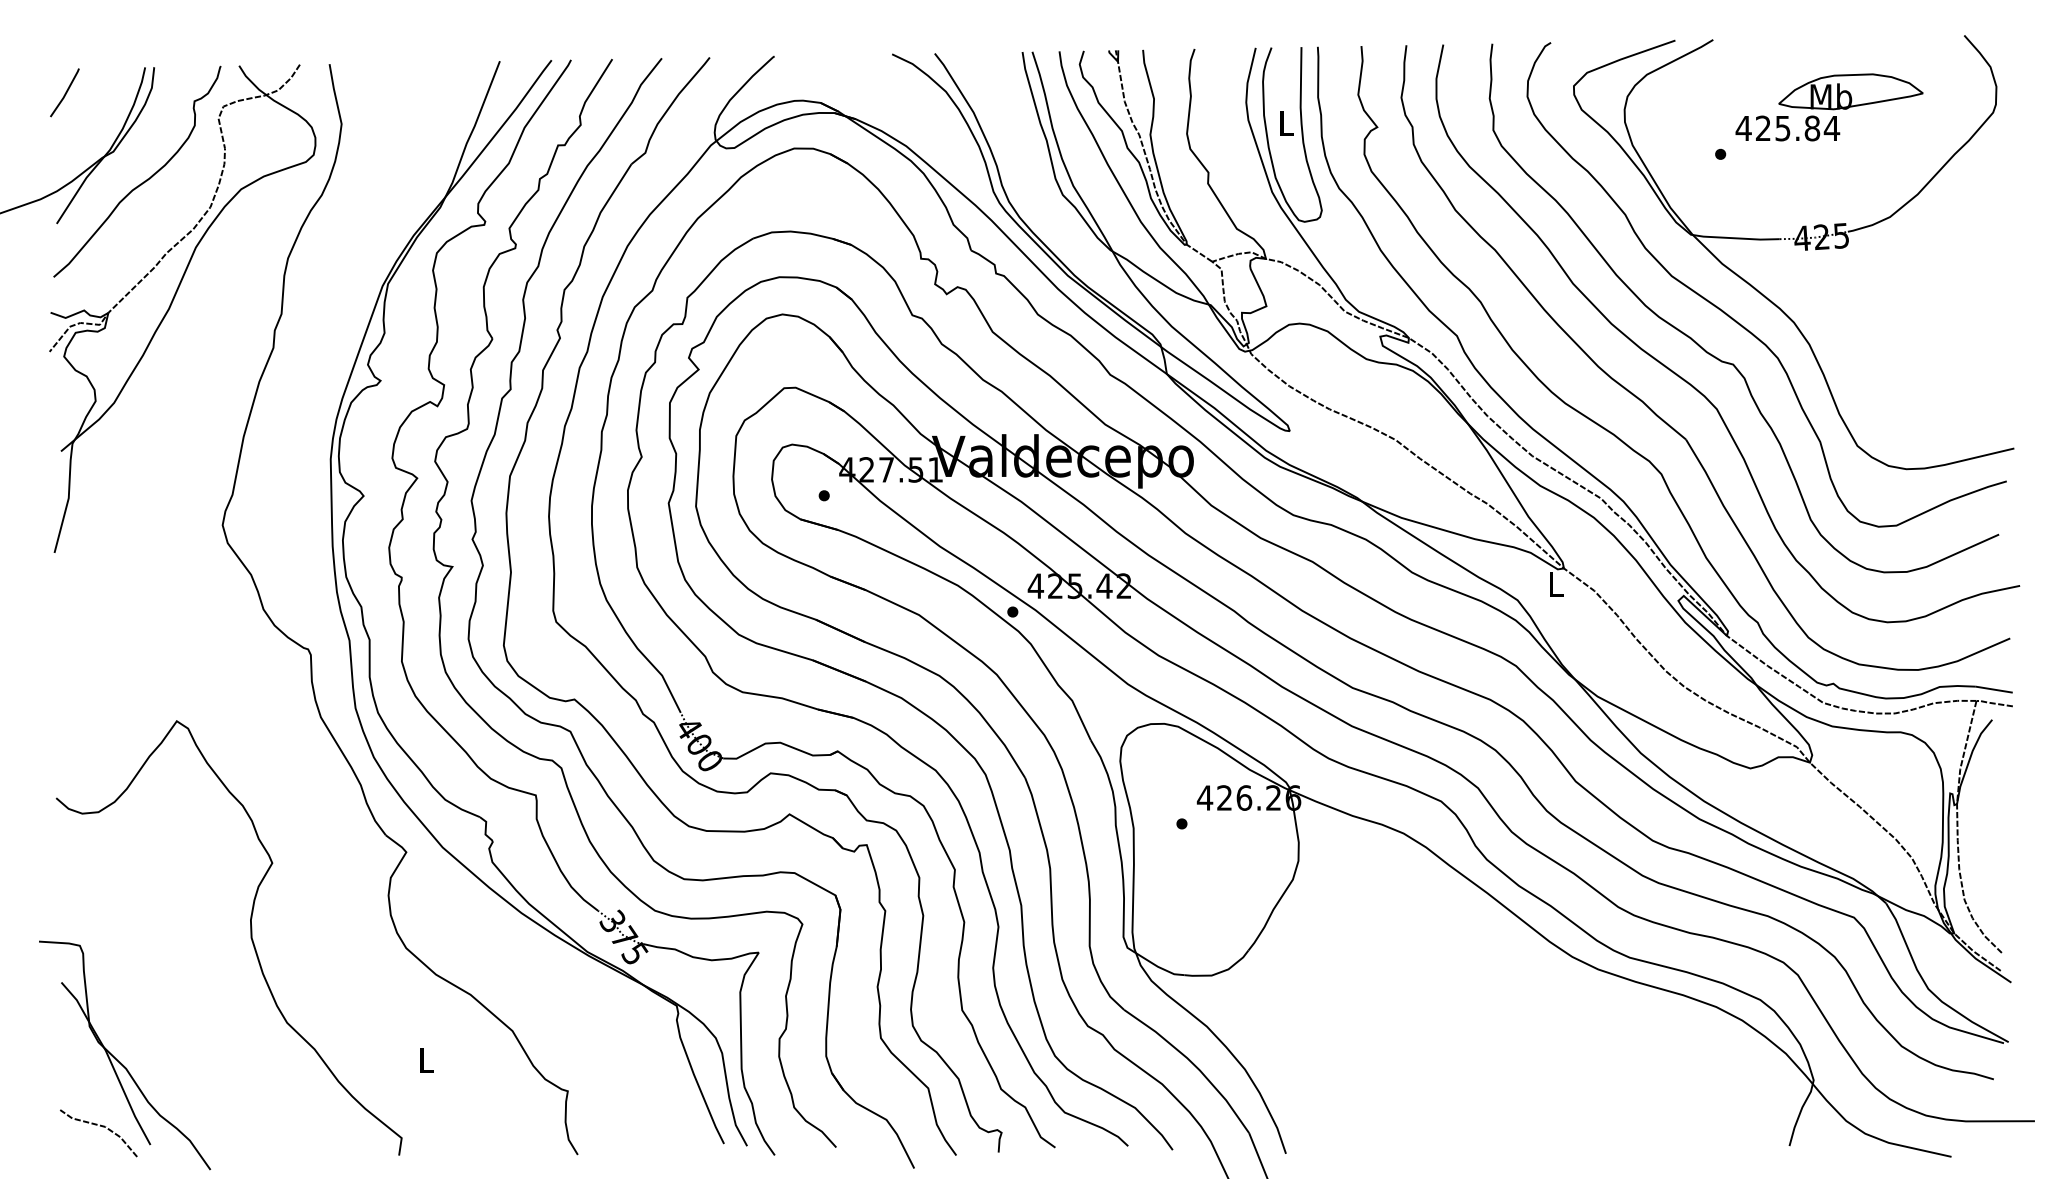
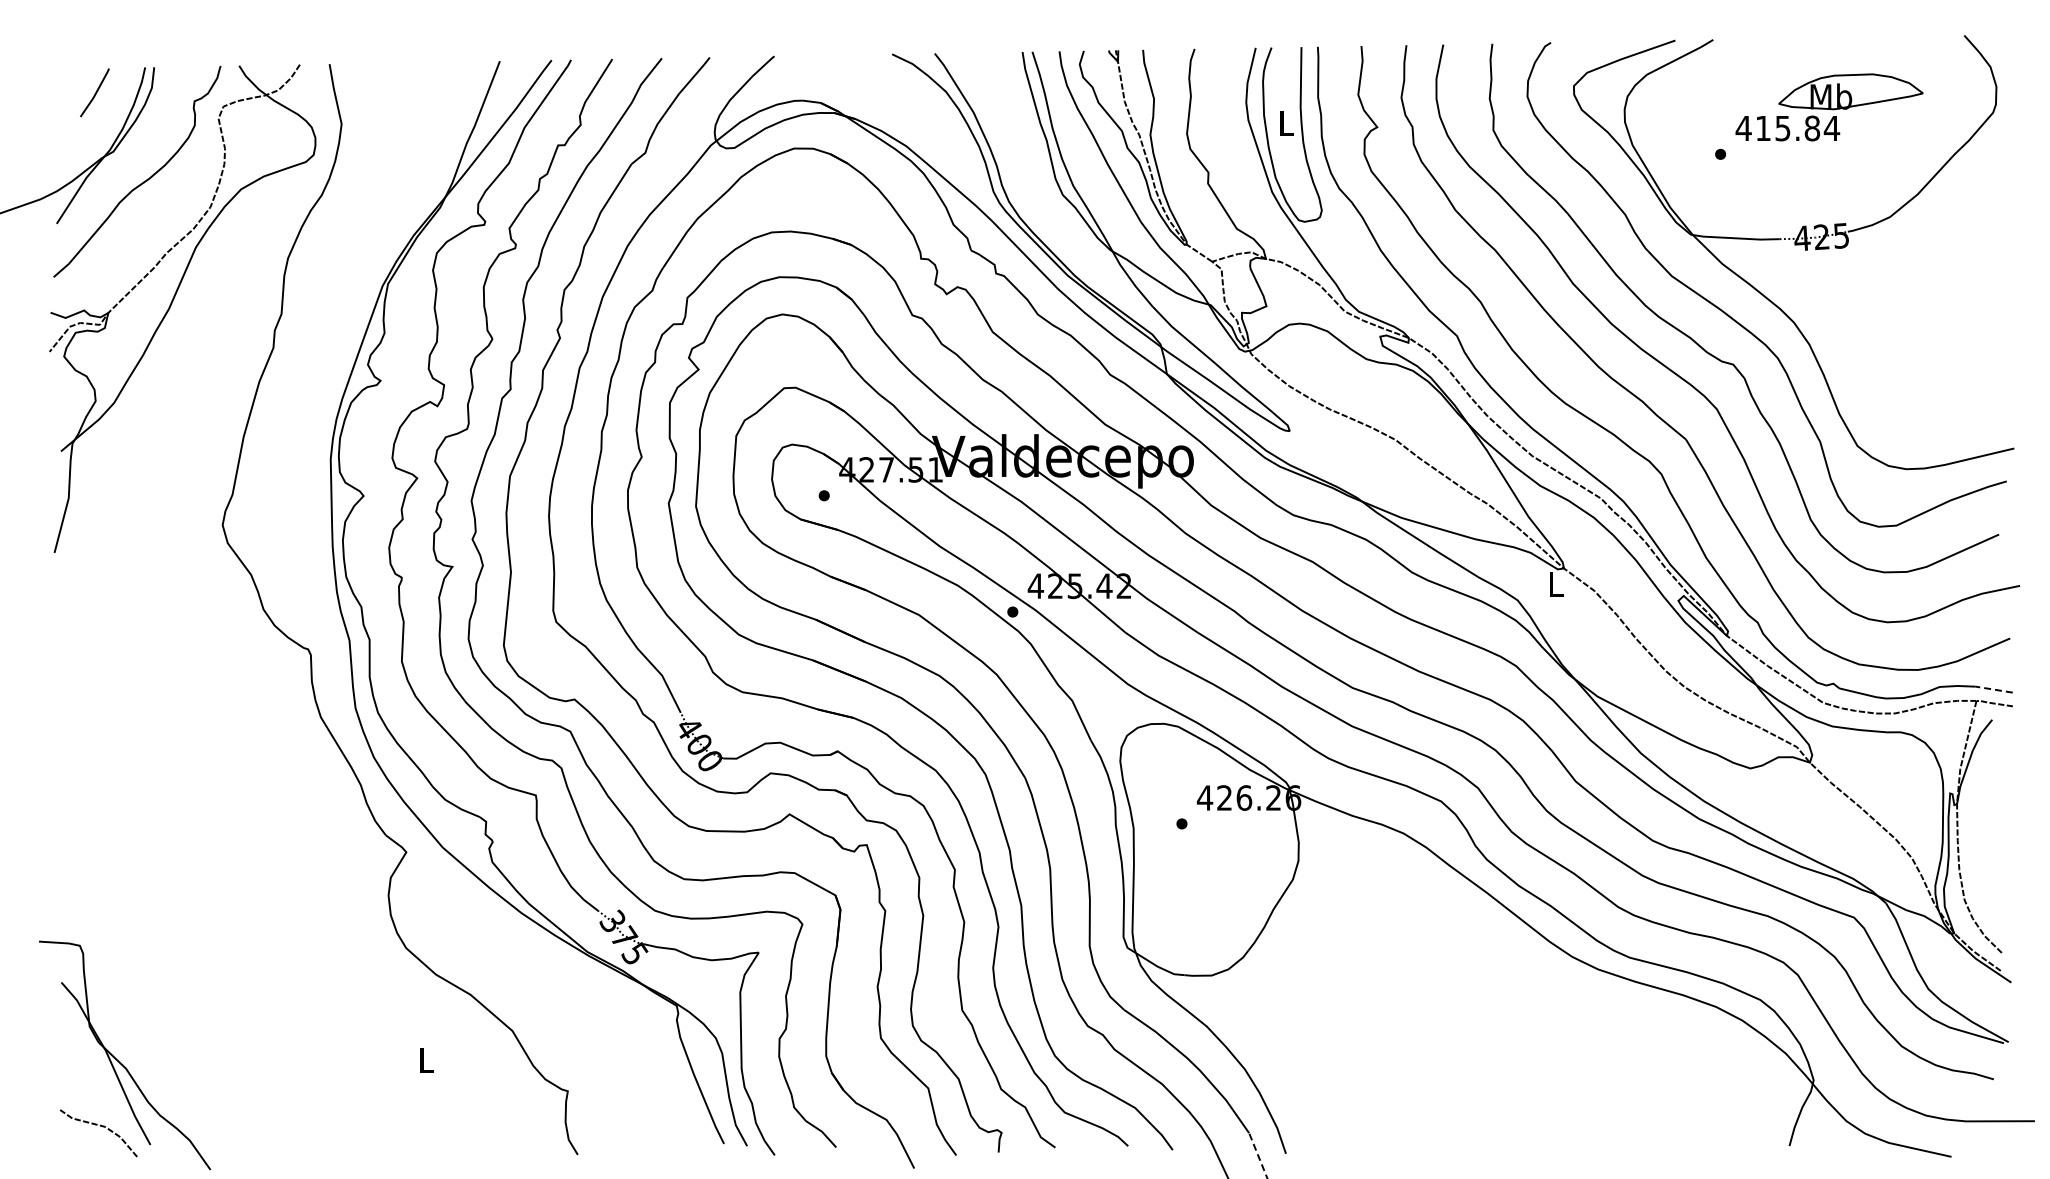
line position: (65, 92) -> (95, 92) (95, 92)
text: 425.84 -> 415.84 (1763, 127)
line: solid -> dashed (1994, 689)
curve: present -> none (250, 937)
line: solid -> dashed (1258, 1155)
